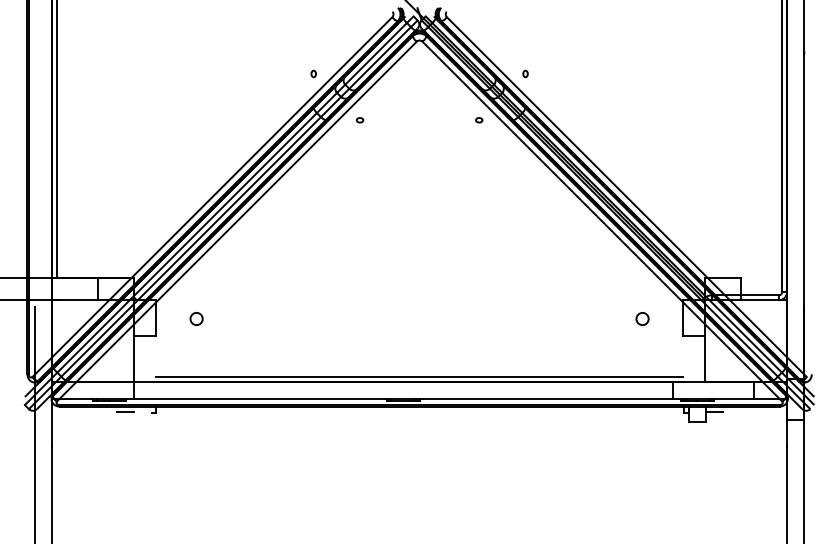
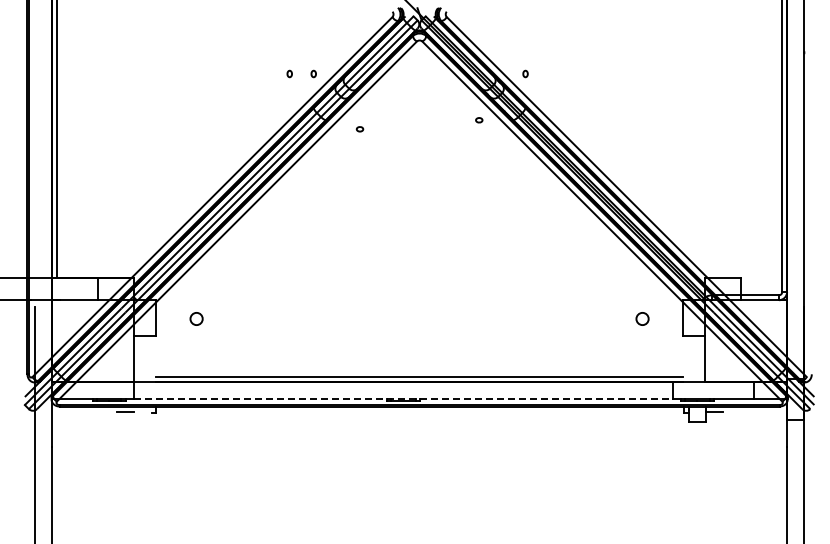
part: none -> present (289, 73)
part position: (359, 120) -> (359, 129) (359, 129)
line: solid -> dashed (403, 399)
